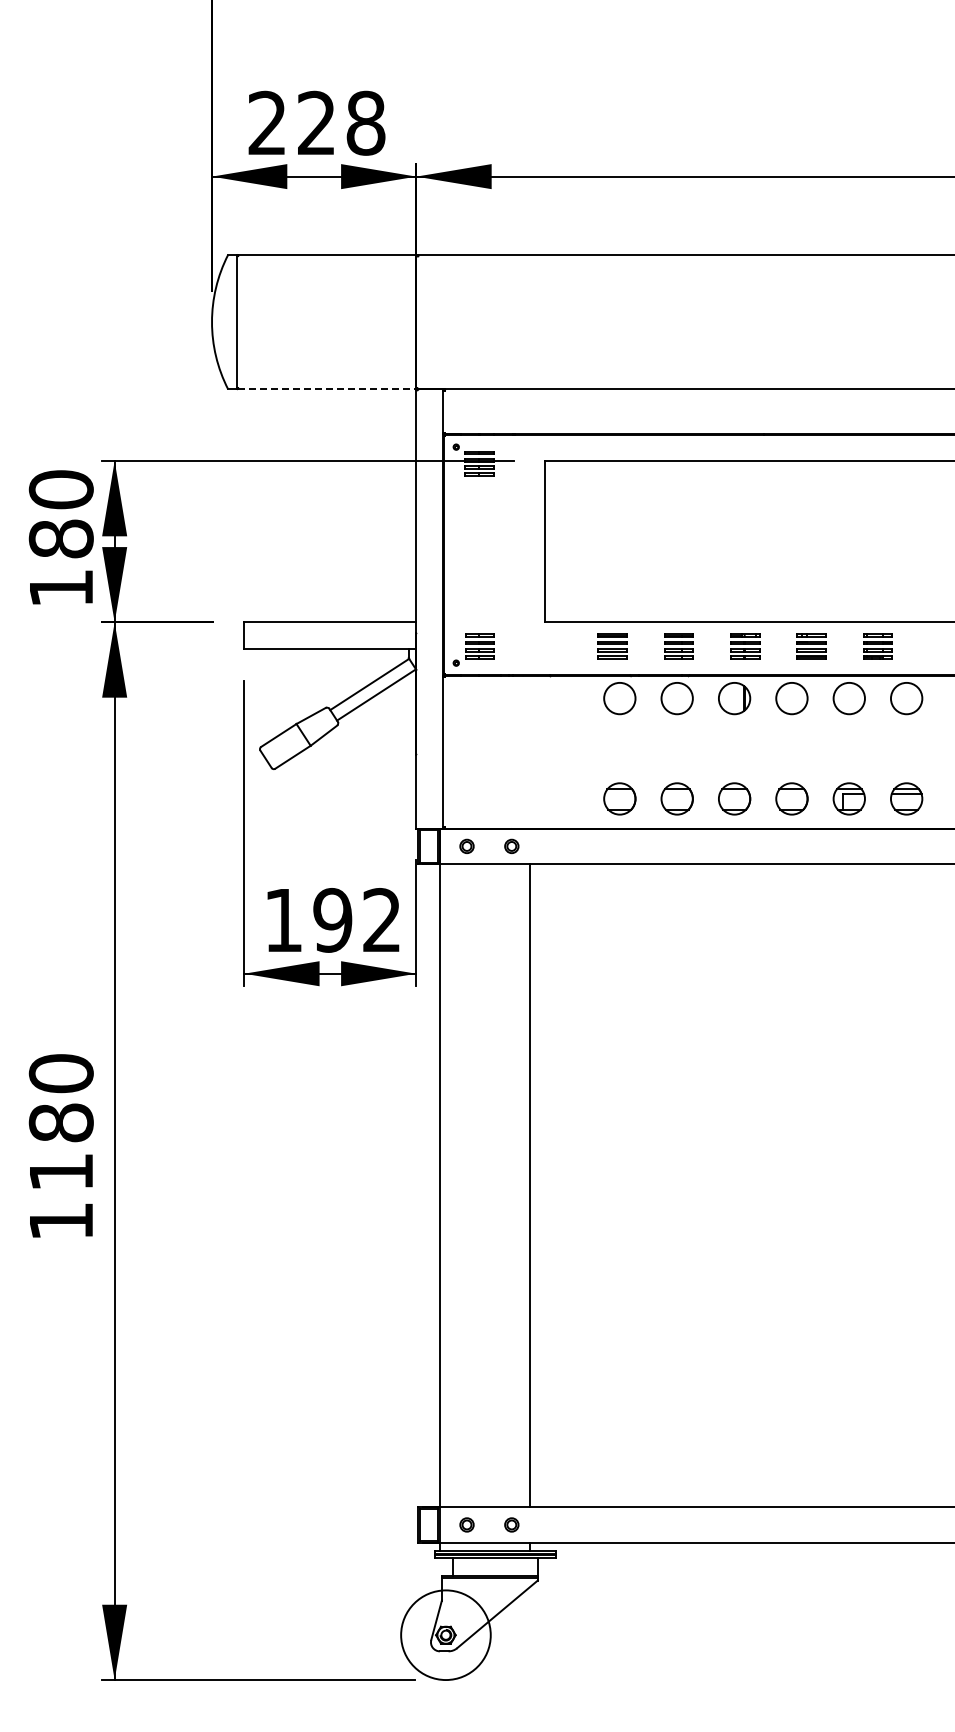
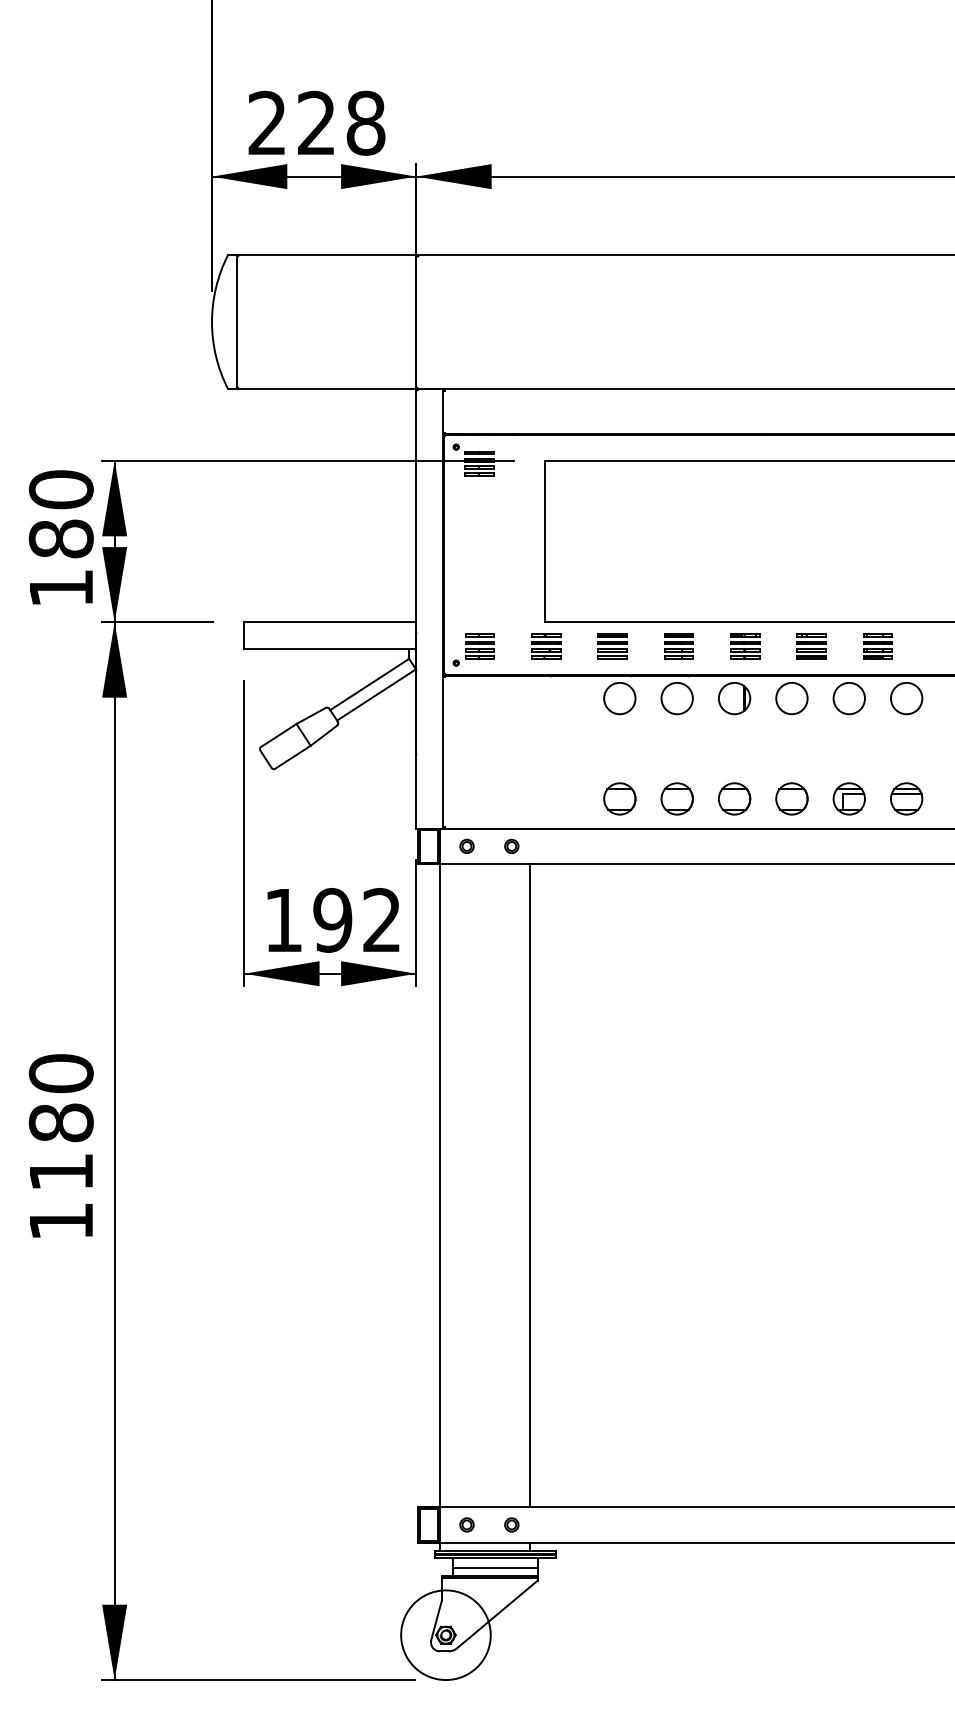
line: dashed -> solid (327, 389)
part: none -> present (546, 646)
line: none -> present (494, 1567)
